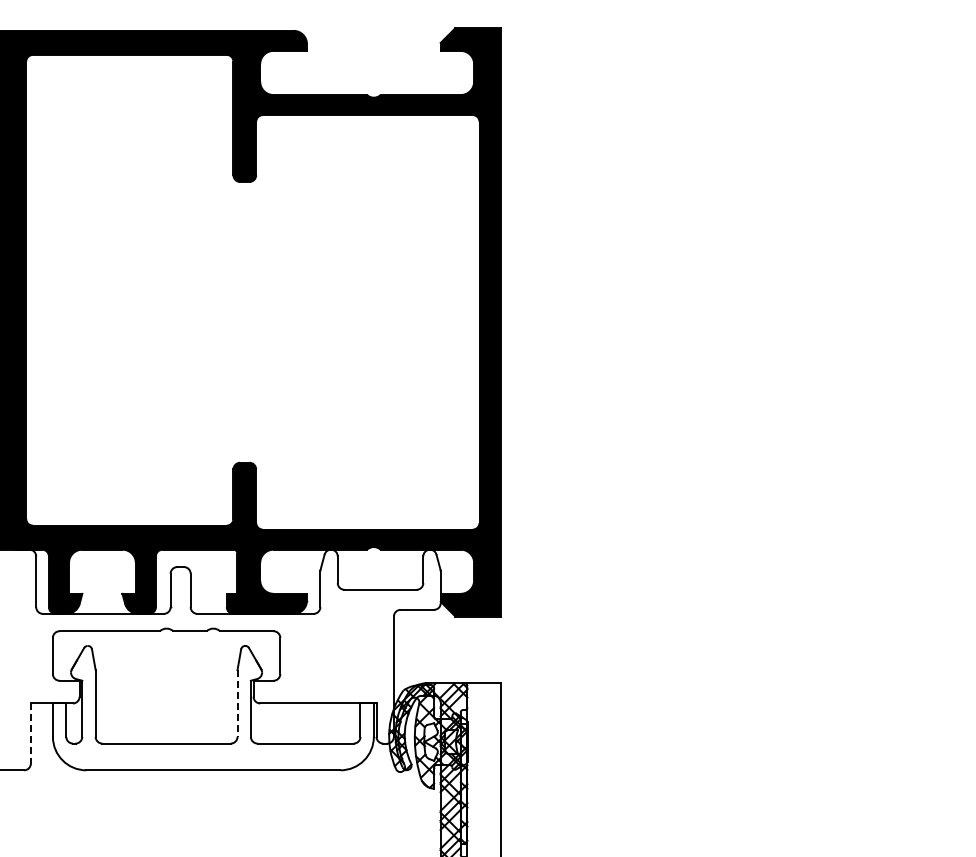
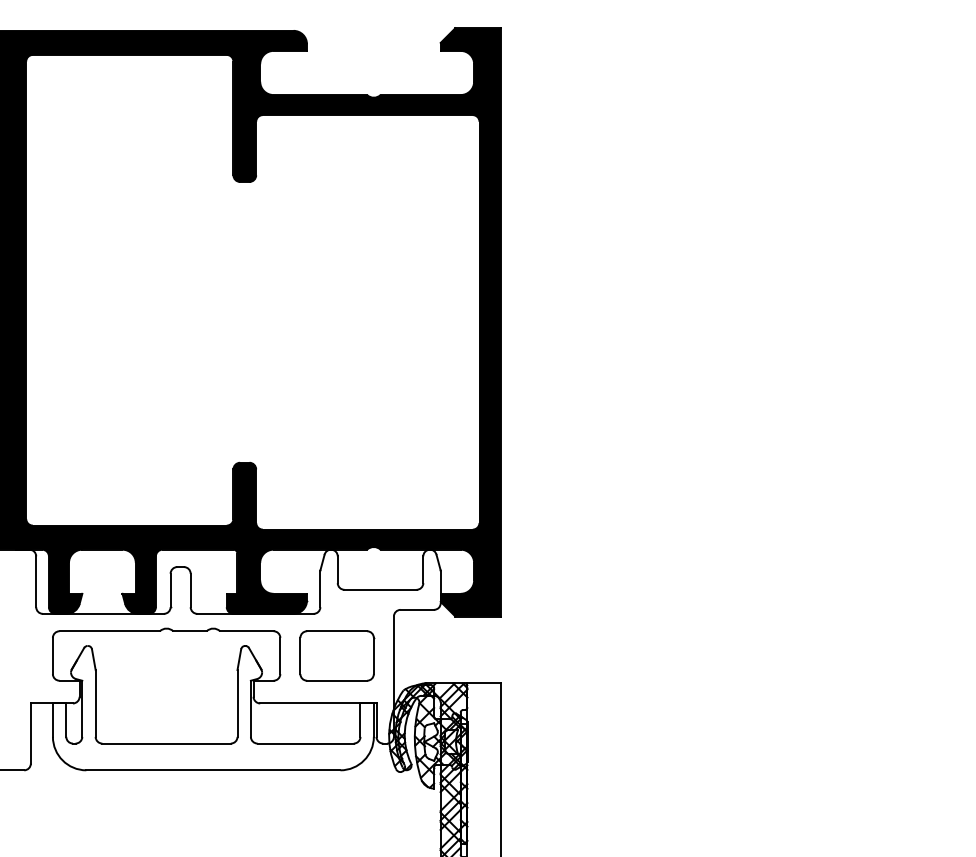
part: none -> present (337, 655)
line: dashed -> solid (237, 703)
line: dashed -> solid (30, 734)
